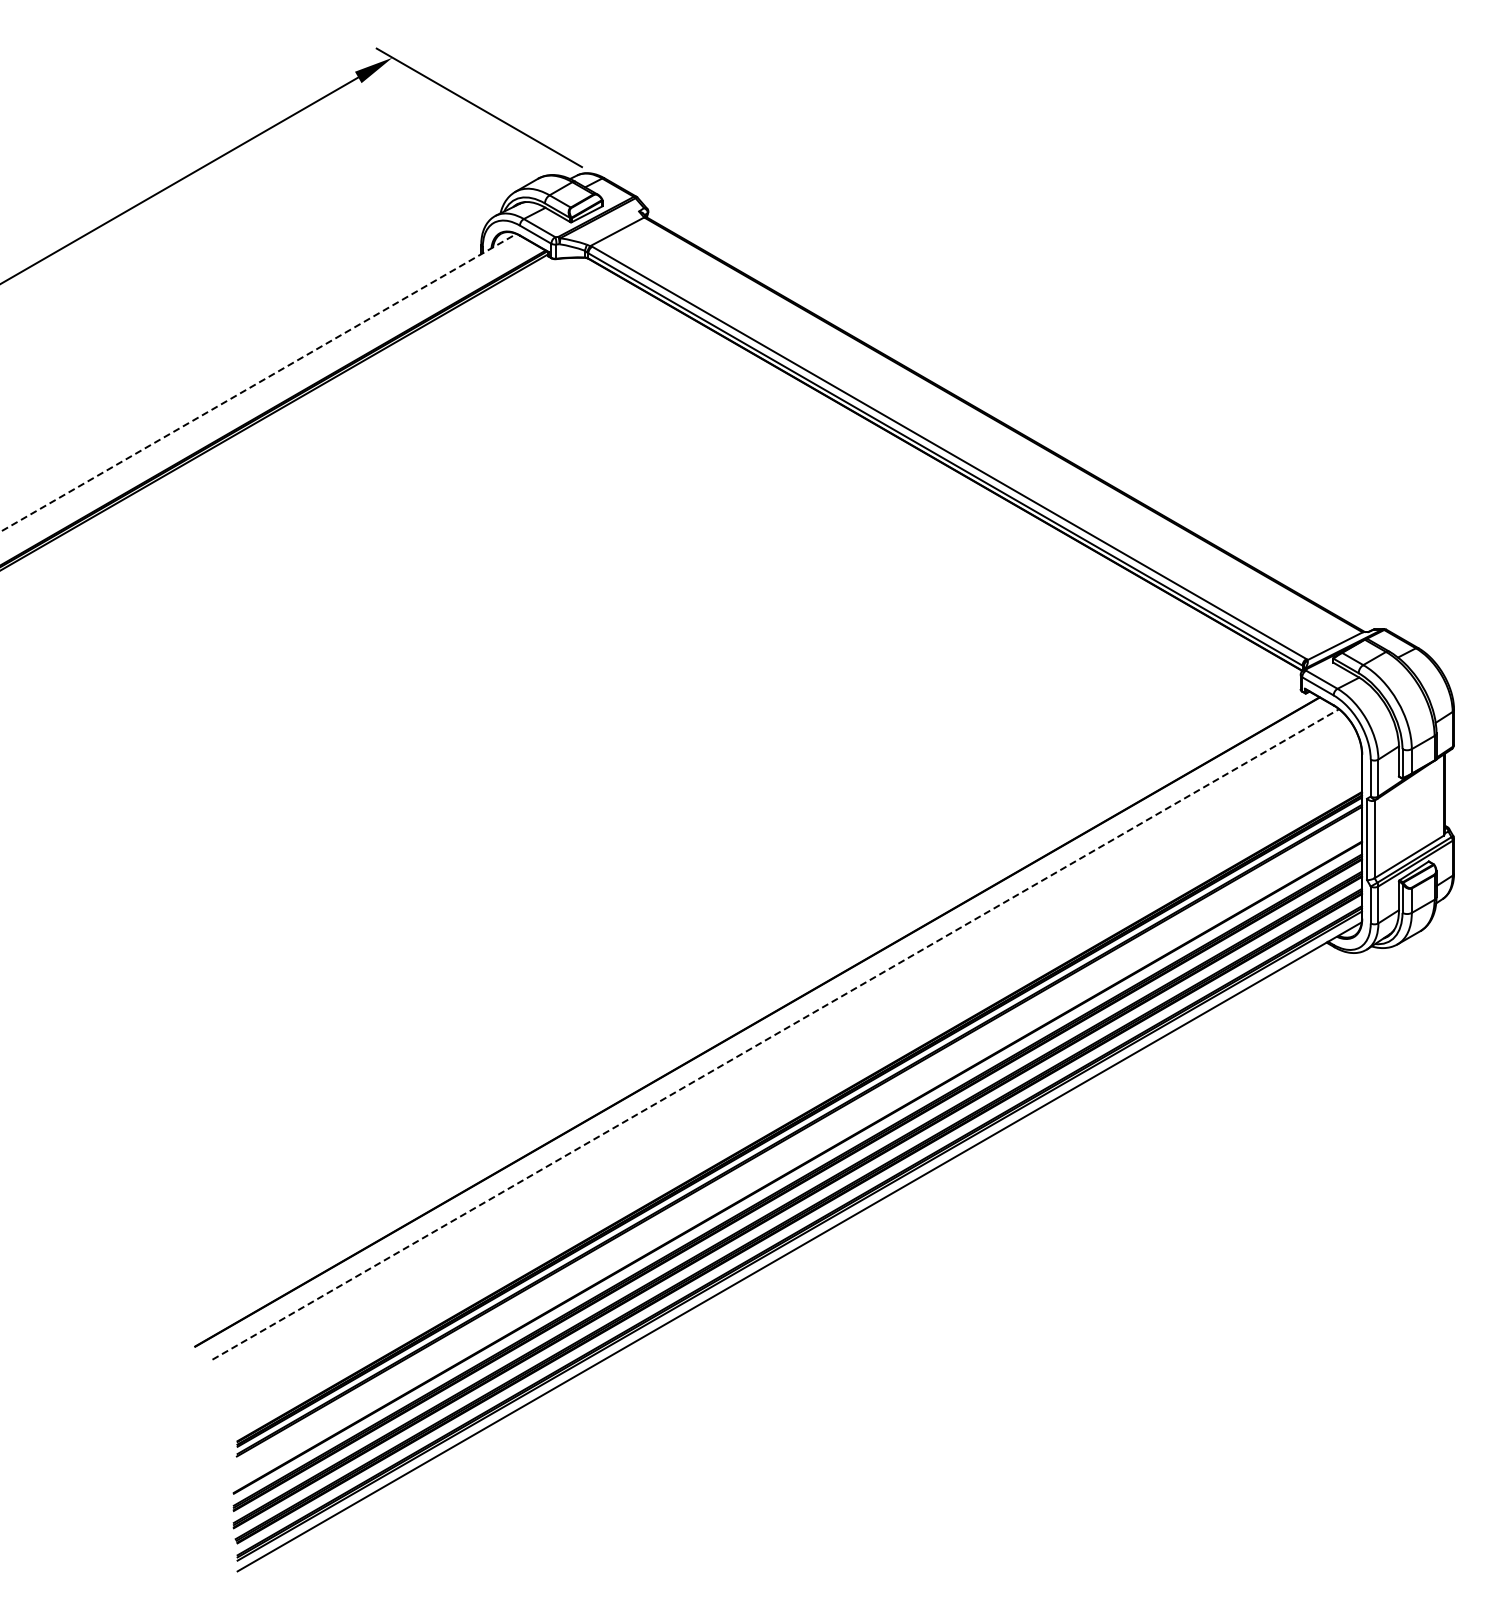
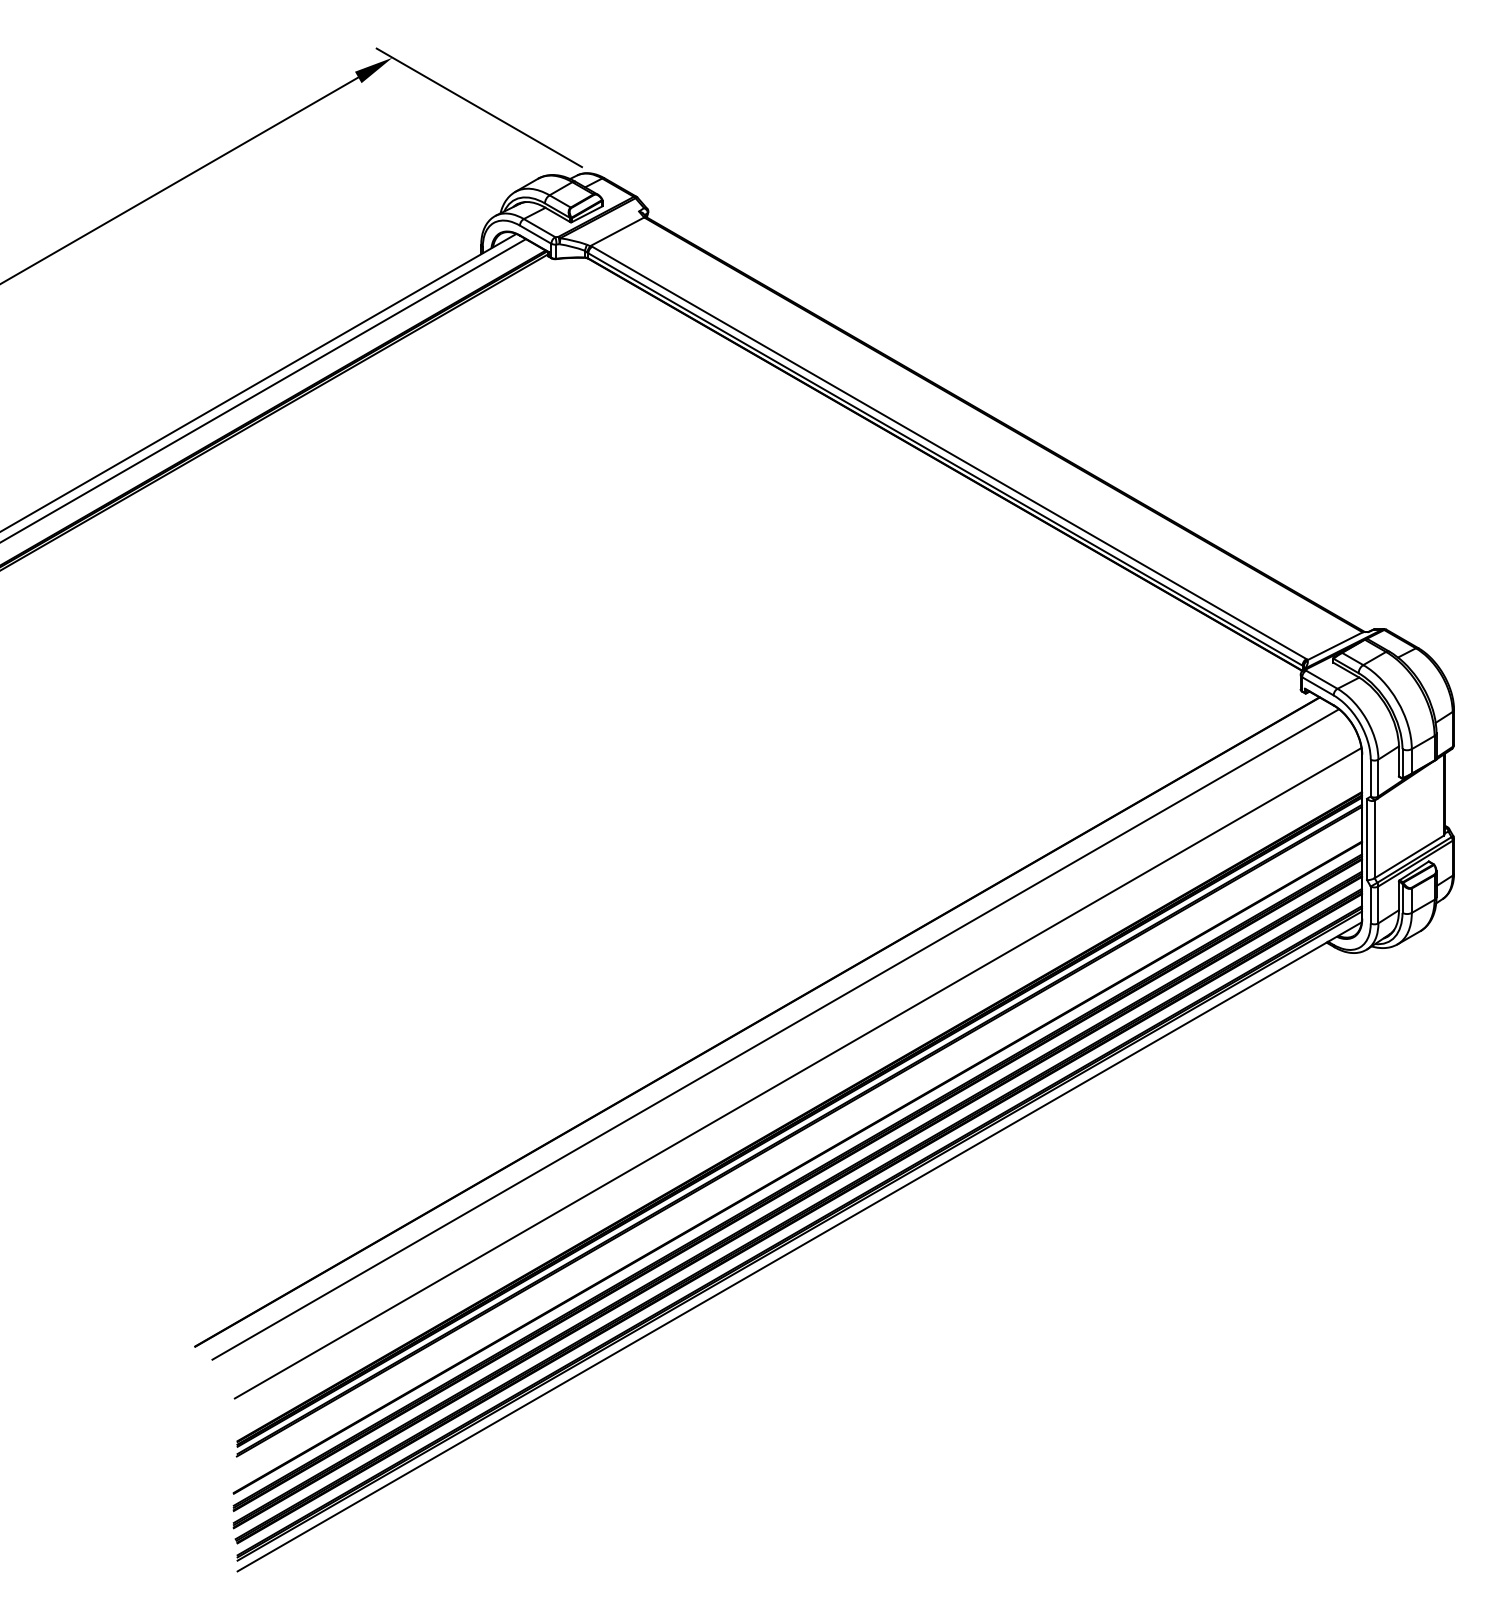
line: dashed -> solid (258, 382)
line: none -> present (263, 390)
line: dashed -> solid (776, 1034)
line: none -> present (797, 1073)
